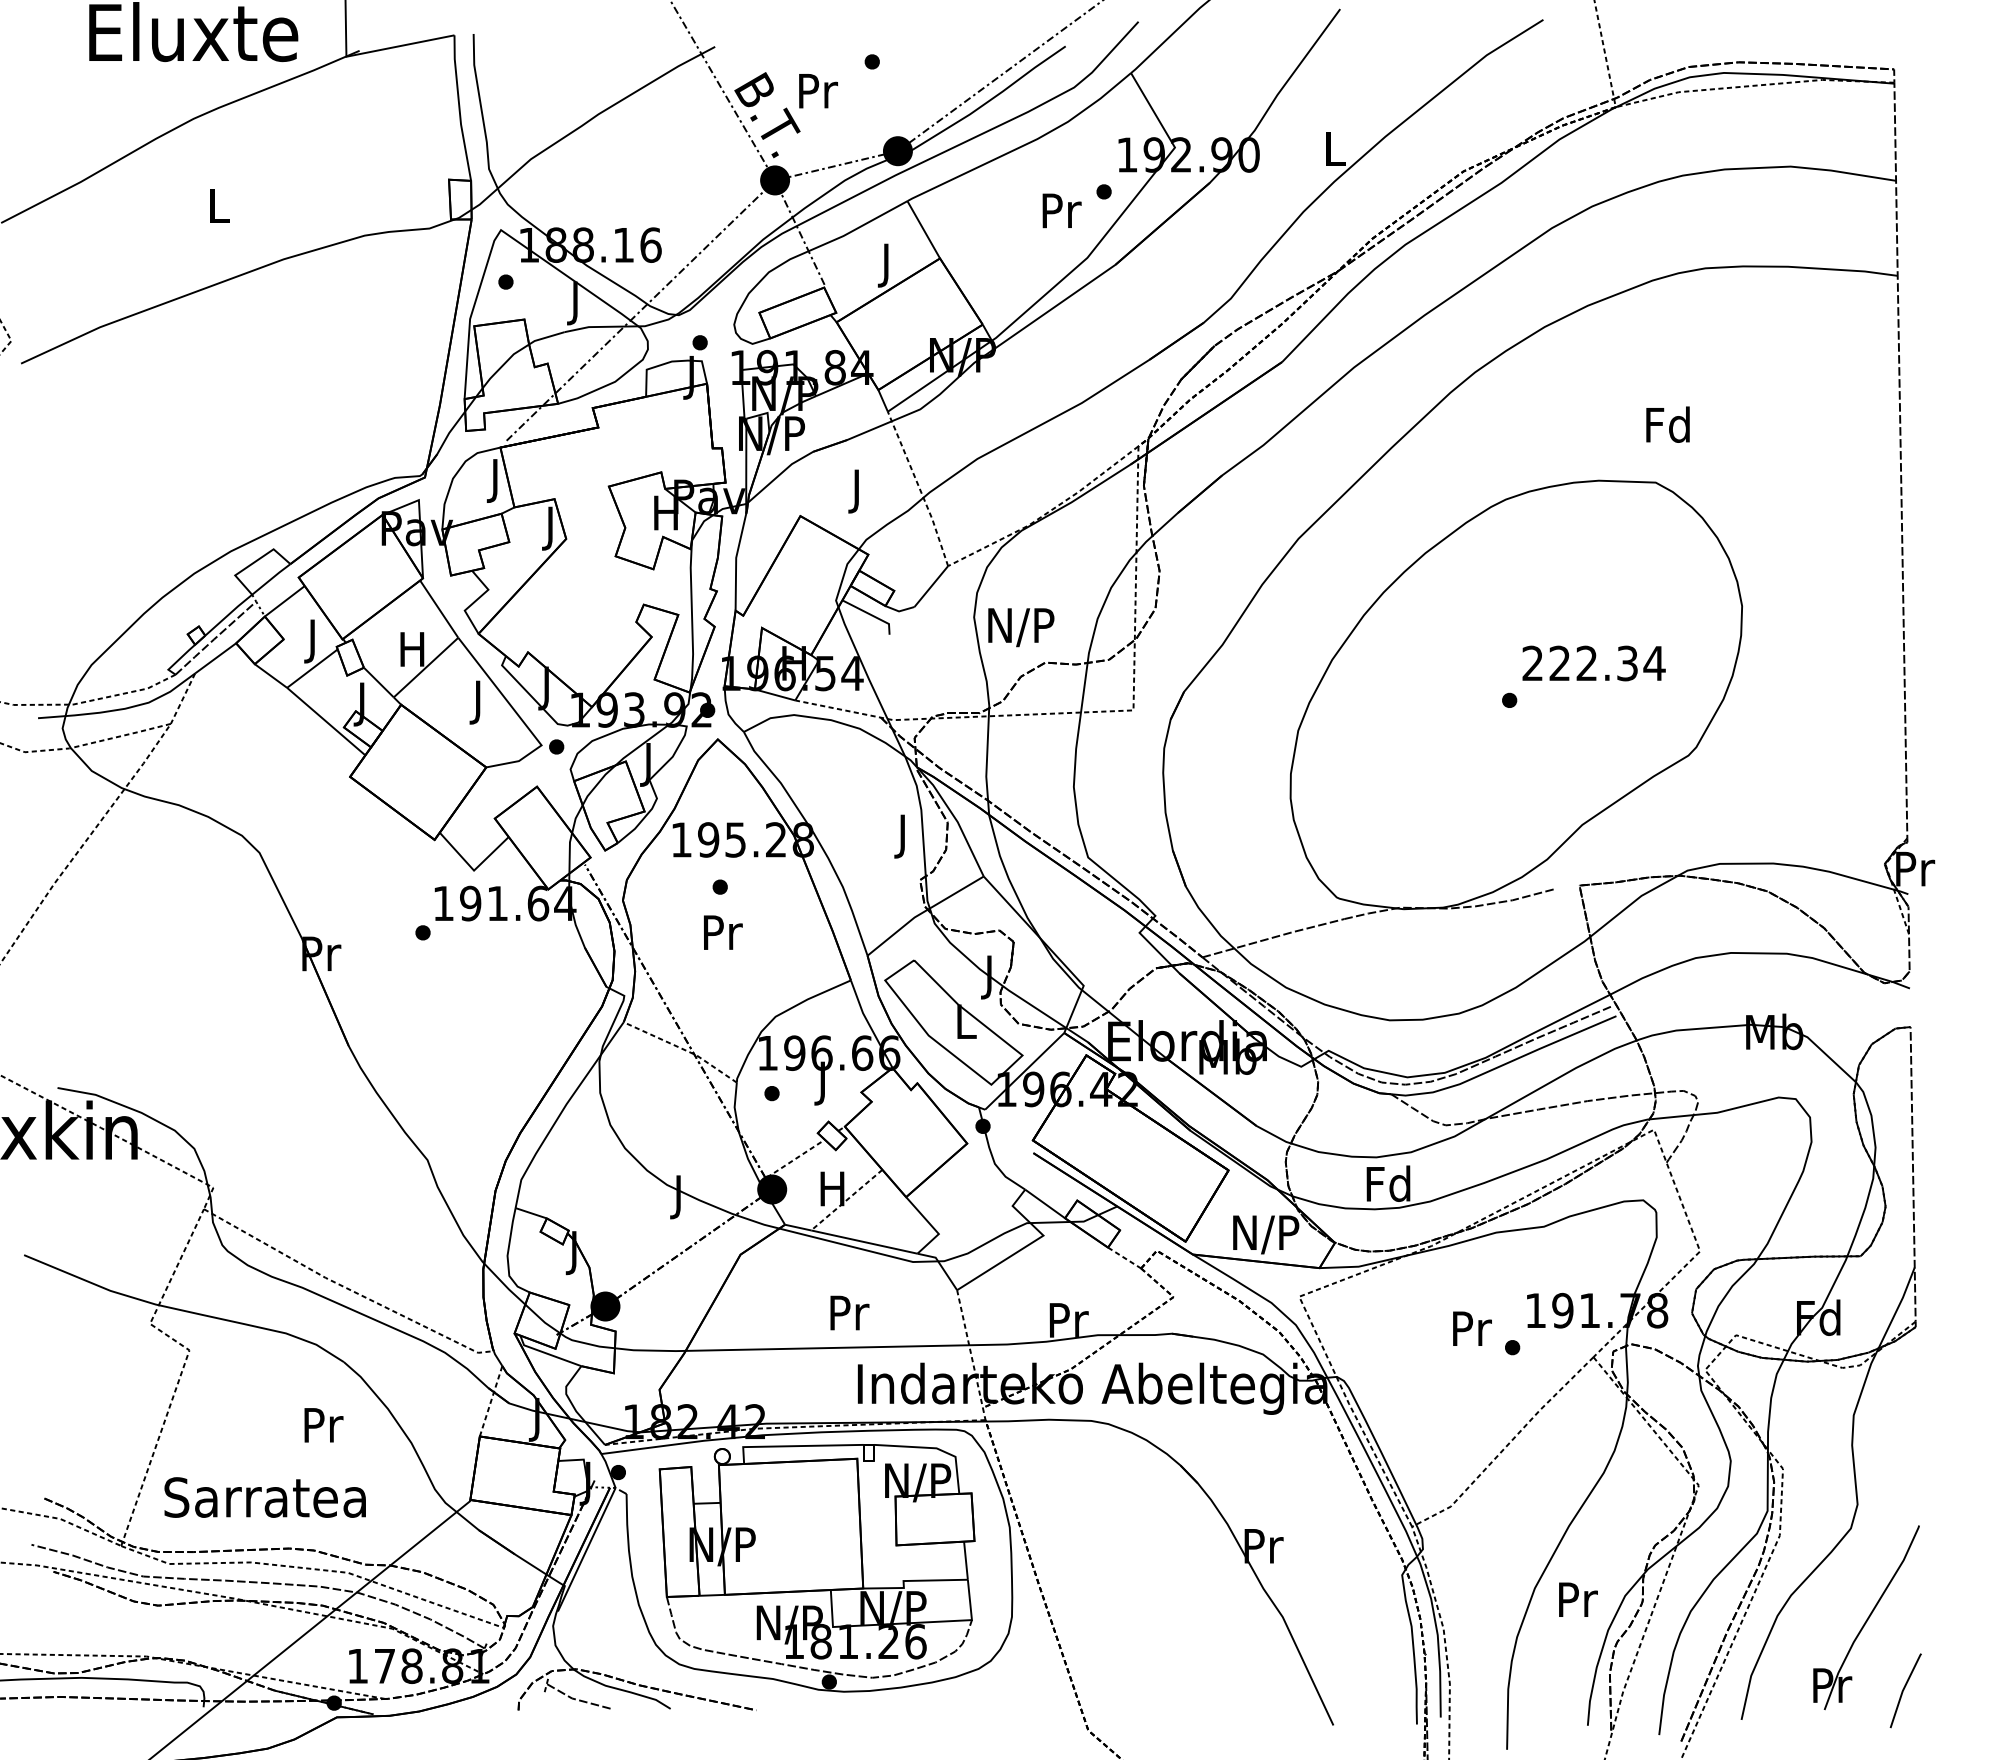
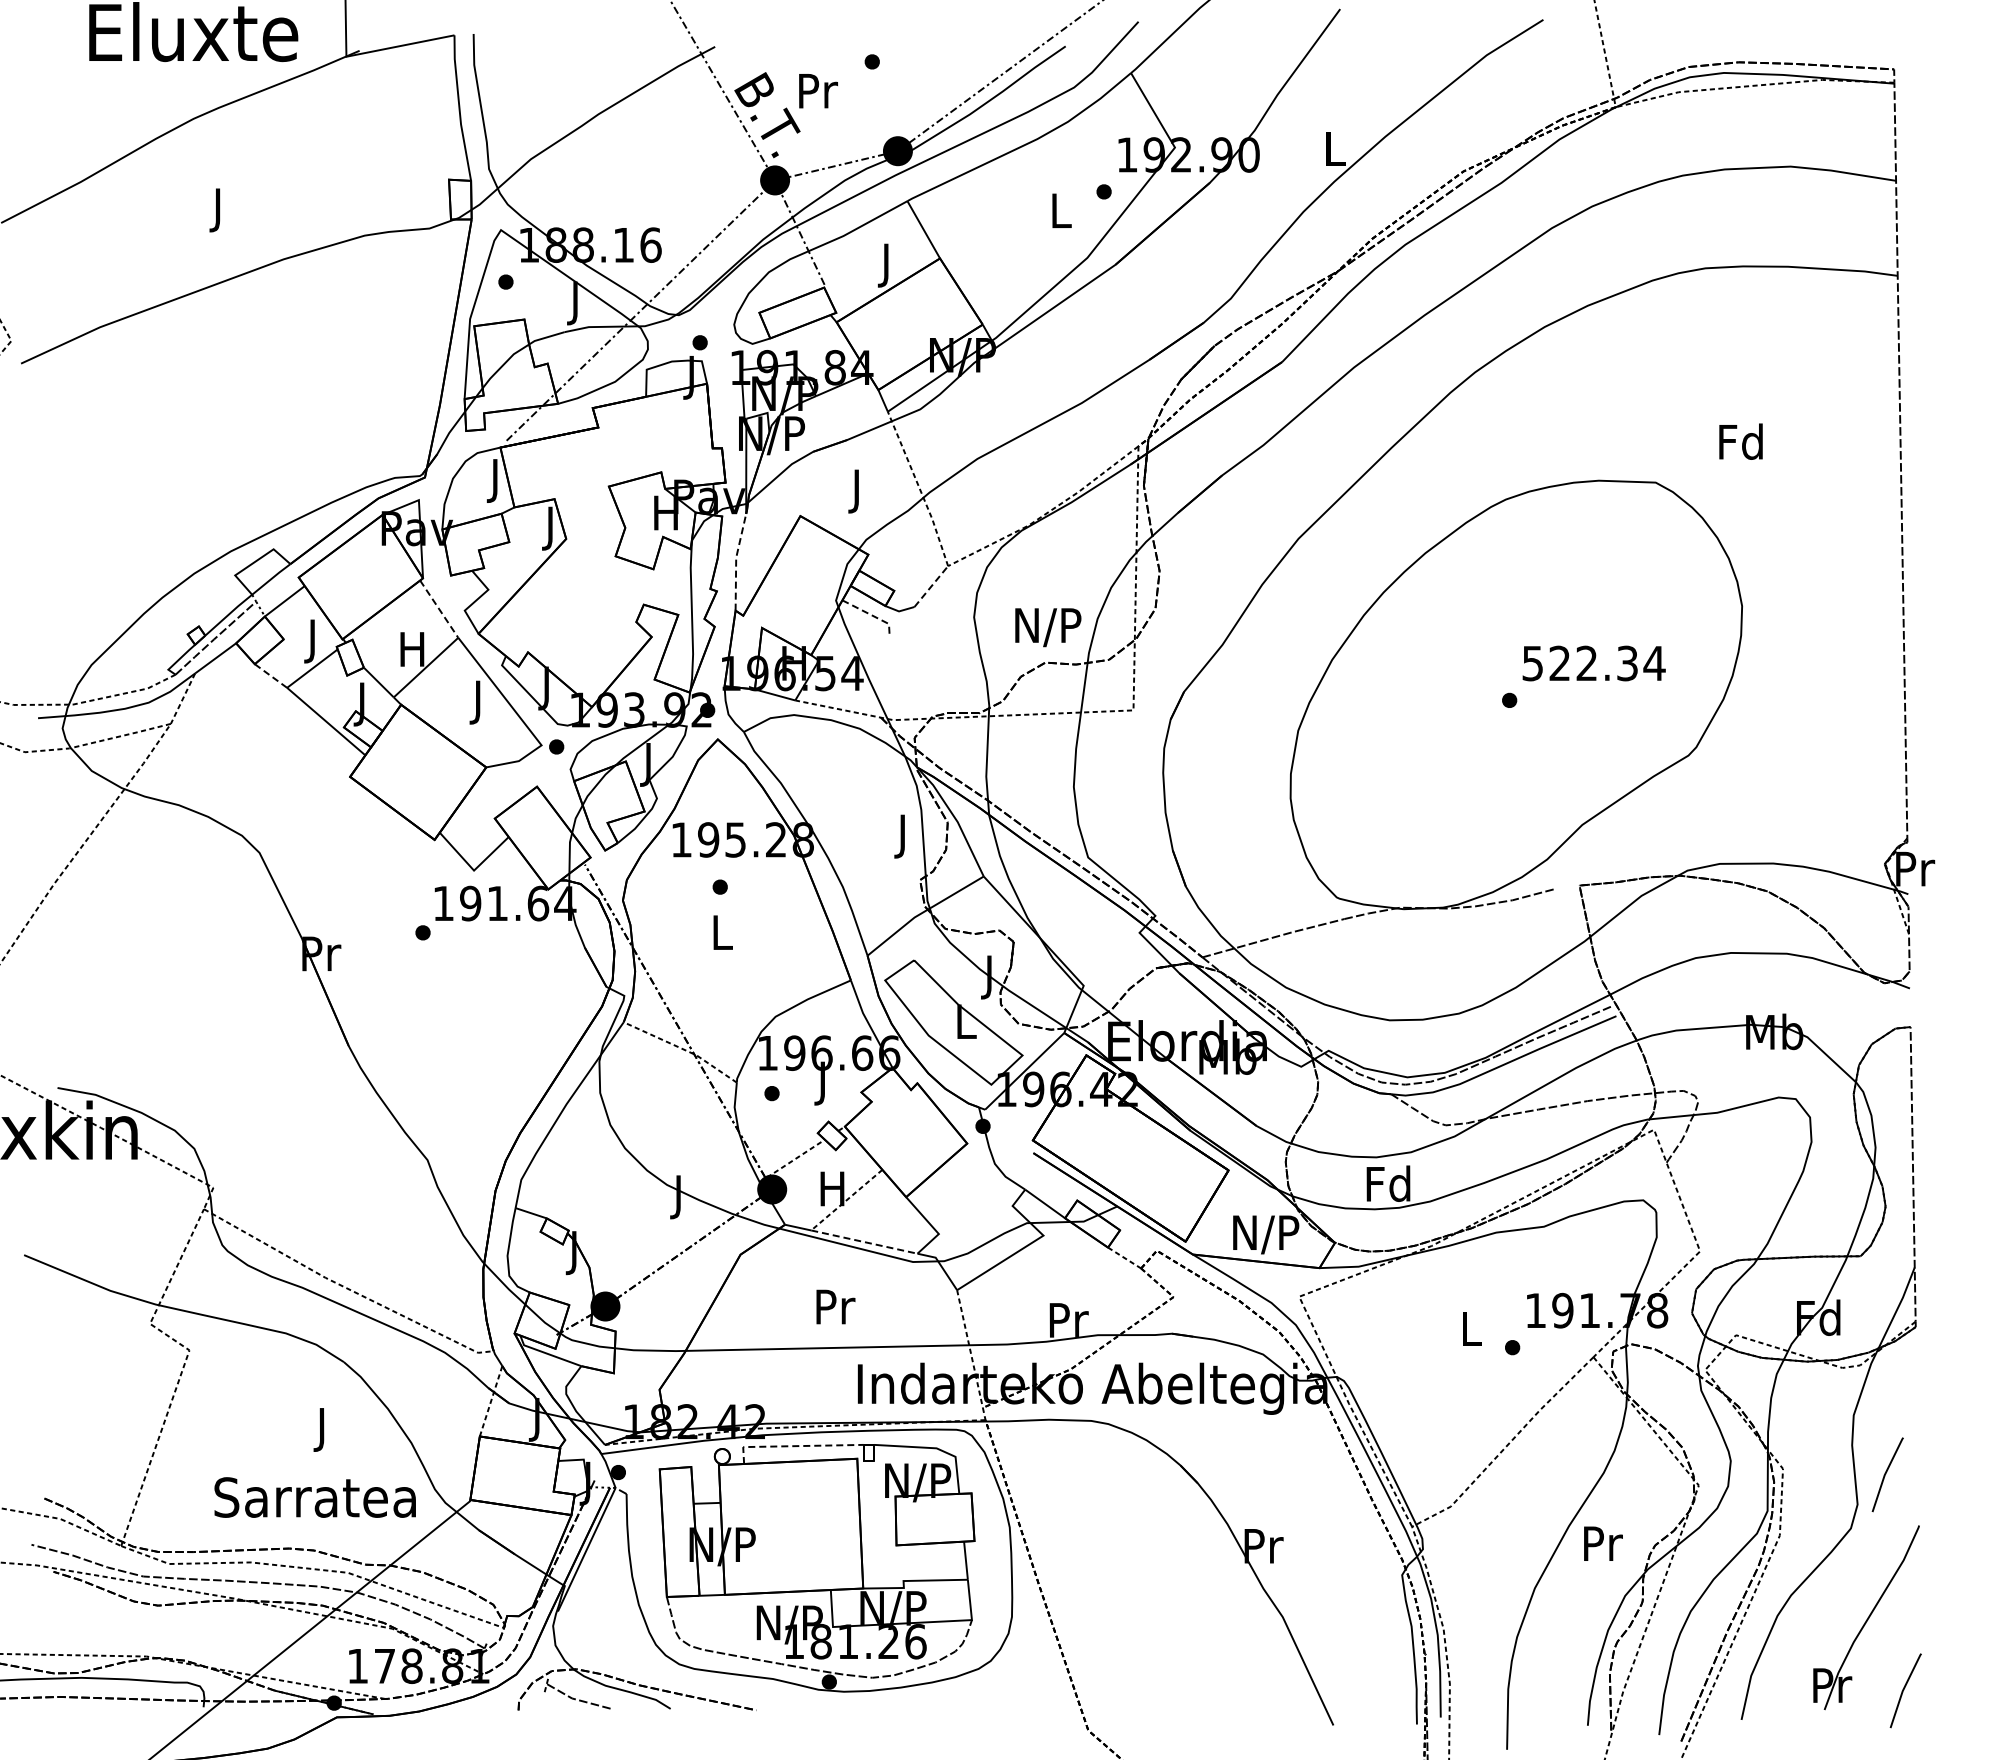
text: L -> J (219, 210)
text: Pr -> L (1061, 210)
text position: (1667, 424) -> (1740, 441) (1740, 441)
line: solid -> dashed (736, 560)
line: solid -> dashed (931, 586)
line: solid -> dashed (439, 609)
line: solid -> dashed (871, 615)
text position: (1021, 627) -> (1048, 627) (1048, 627)
text: 222.34 -> 522.34 (1532, 663)
line: solid -> dashed (270, 675)
text: Pr -> L (722, 932)
line: solid -> dashed (864, 1242)
text position: (849, 1312) -> (835, 1306) (835, 1306)
text: Pr -> L (1472, 1328)
text: Pr -> J (323, 1429)
line: solid -> dashed (794, 1446)
line: none -> present (1886, 1474)
text position: (264, 1497) -> (314, 1497) (314, 1497)
text position: (1578, 1599) -> (1603, 1543) (1603, 1543)
